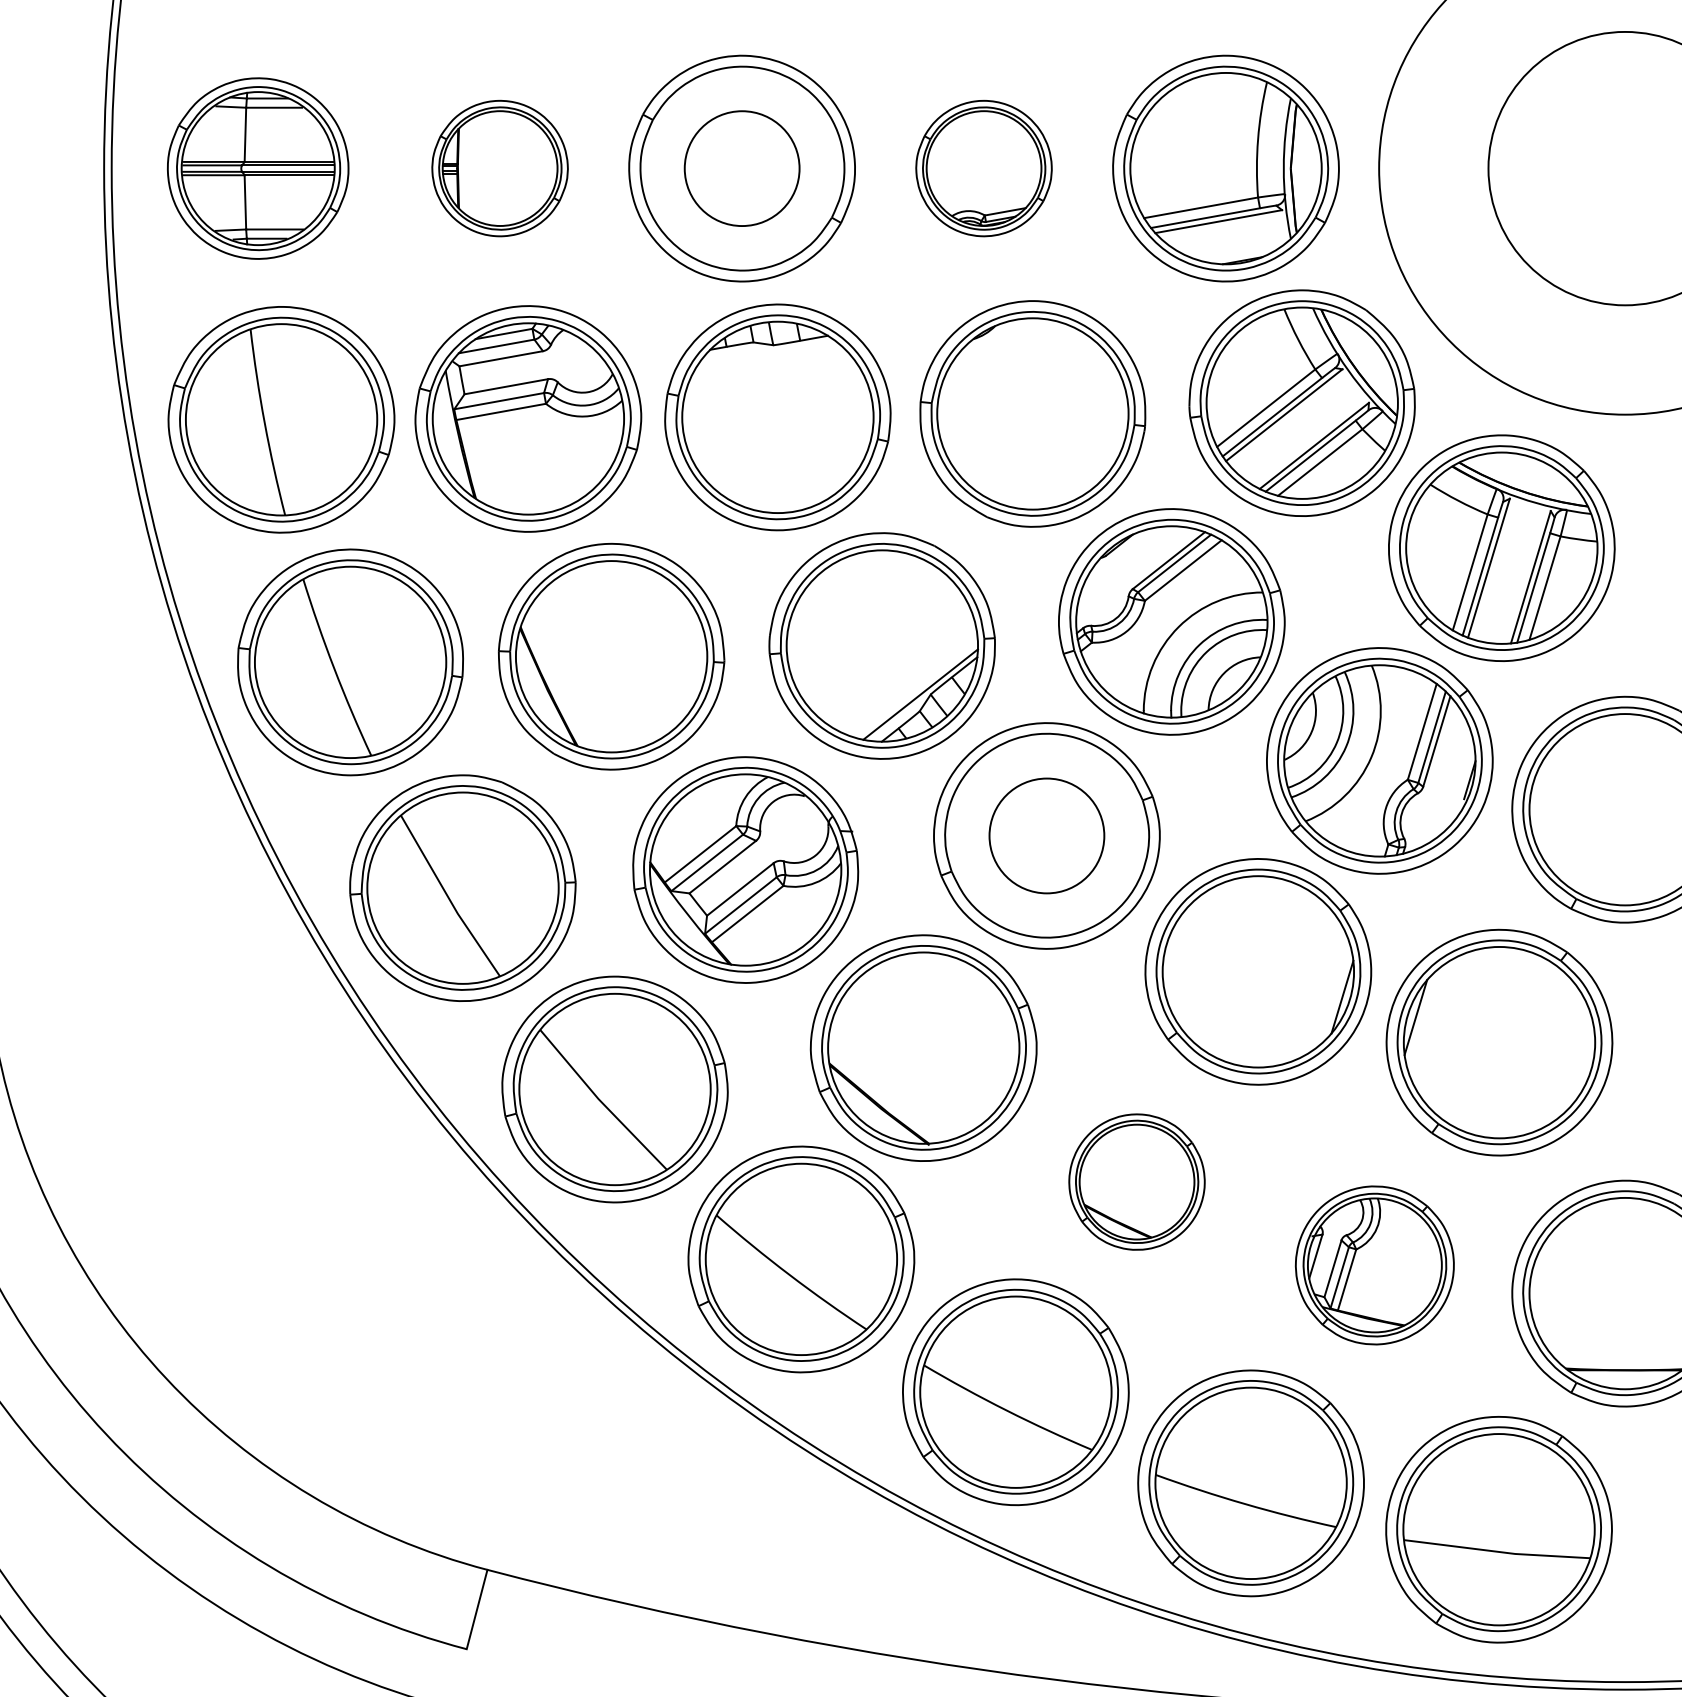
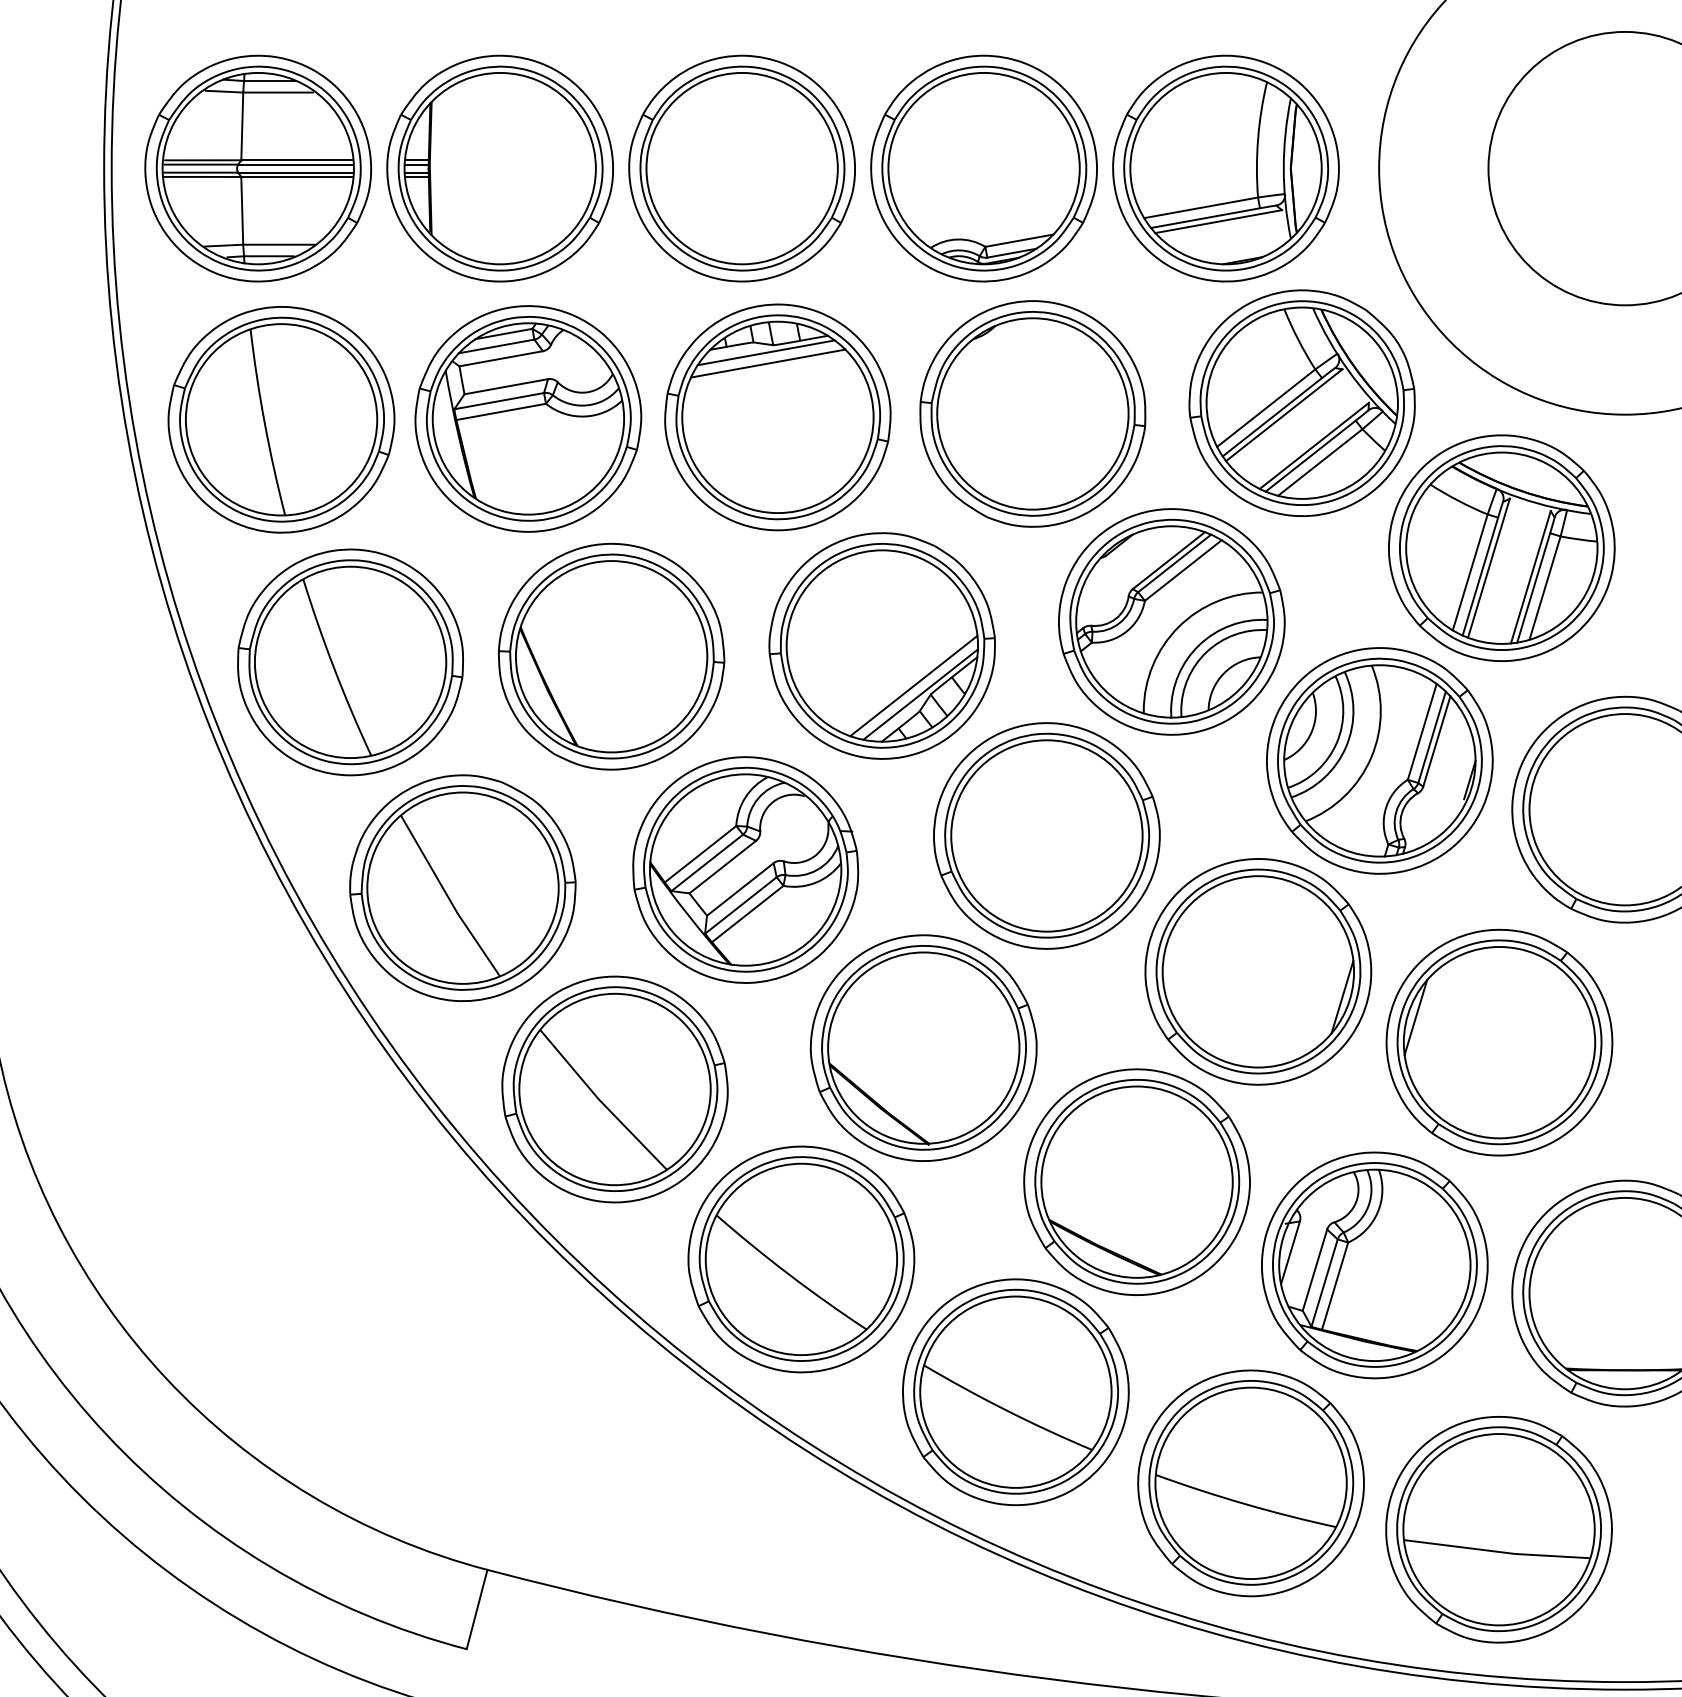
part size: 183x183 px -> 228x229 px (257, 168)
part size: 138x139 px -> 228x229 px (499, 168)
circle diameter: 115 px -> 191 px (741, 168)
part size: 138x138 px -> 228x229 px (983, 168)
line: none -> present (765, 352)
line: none -> present (767, 363)
line: none -> present (913, 685)
circle diameter: 115 px -> 191 px (1046, 835)
part size: 138x138 px -> 228x228 px (1136, 1181)
part size: 161x161 px -> 228x229 px (1374, 1265)
